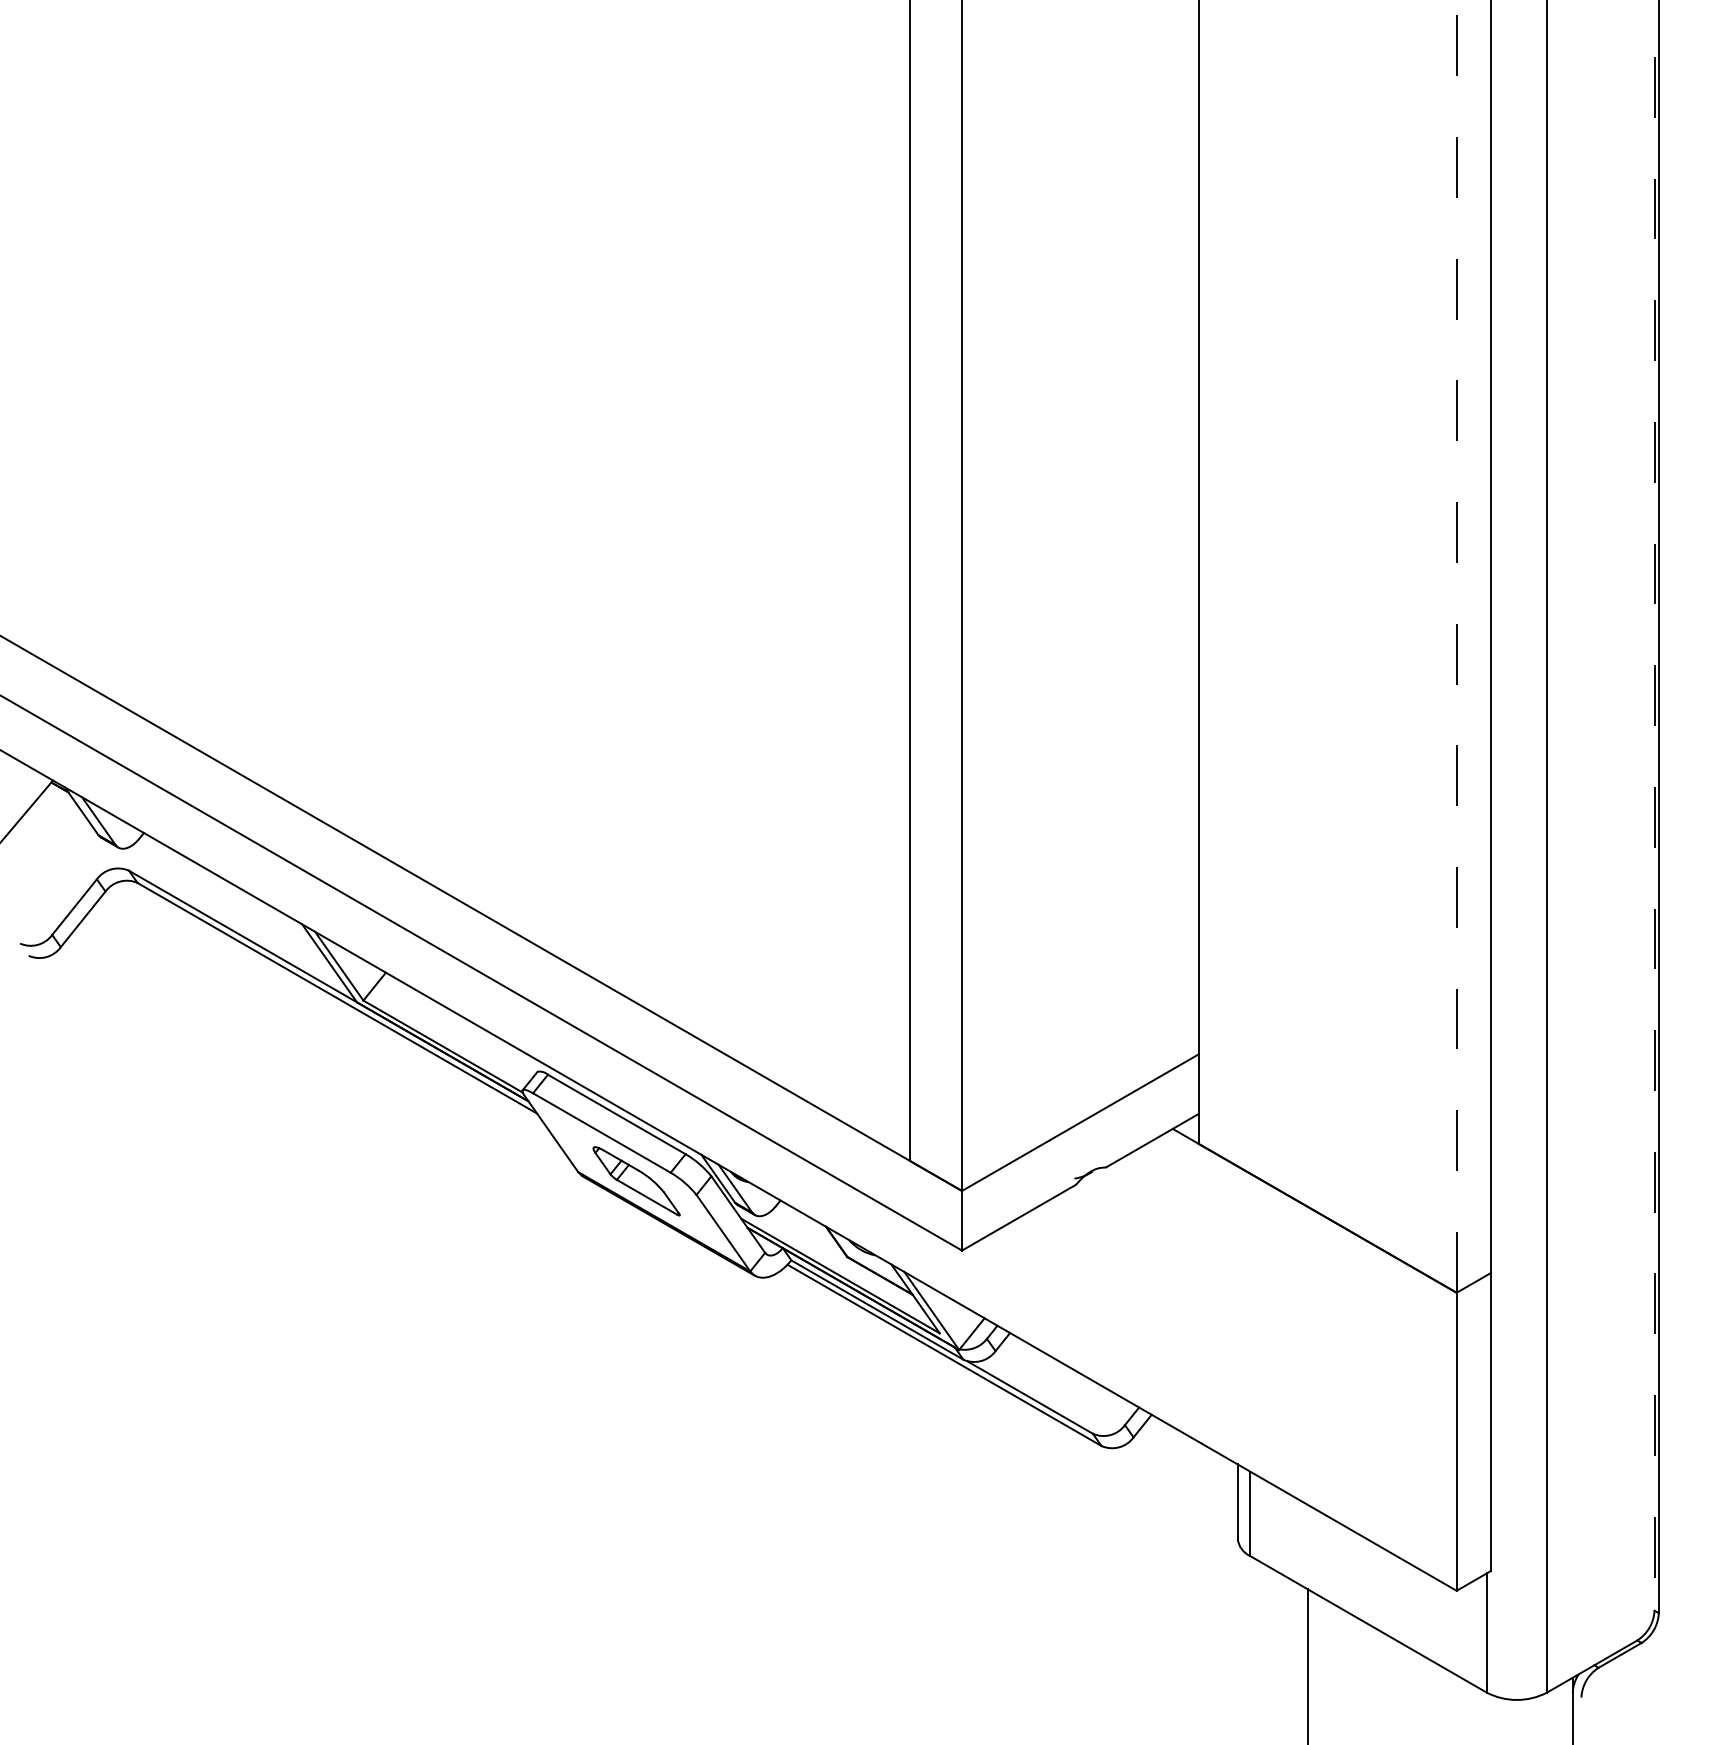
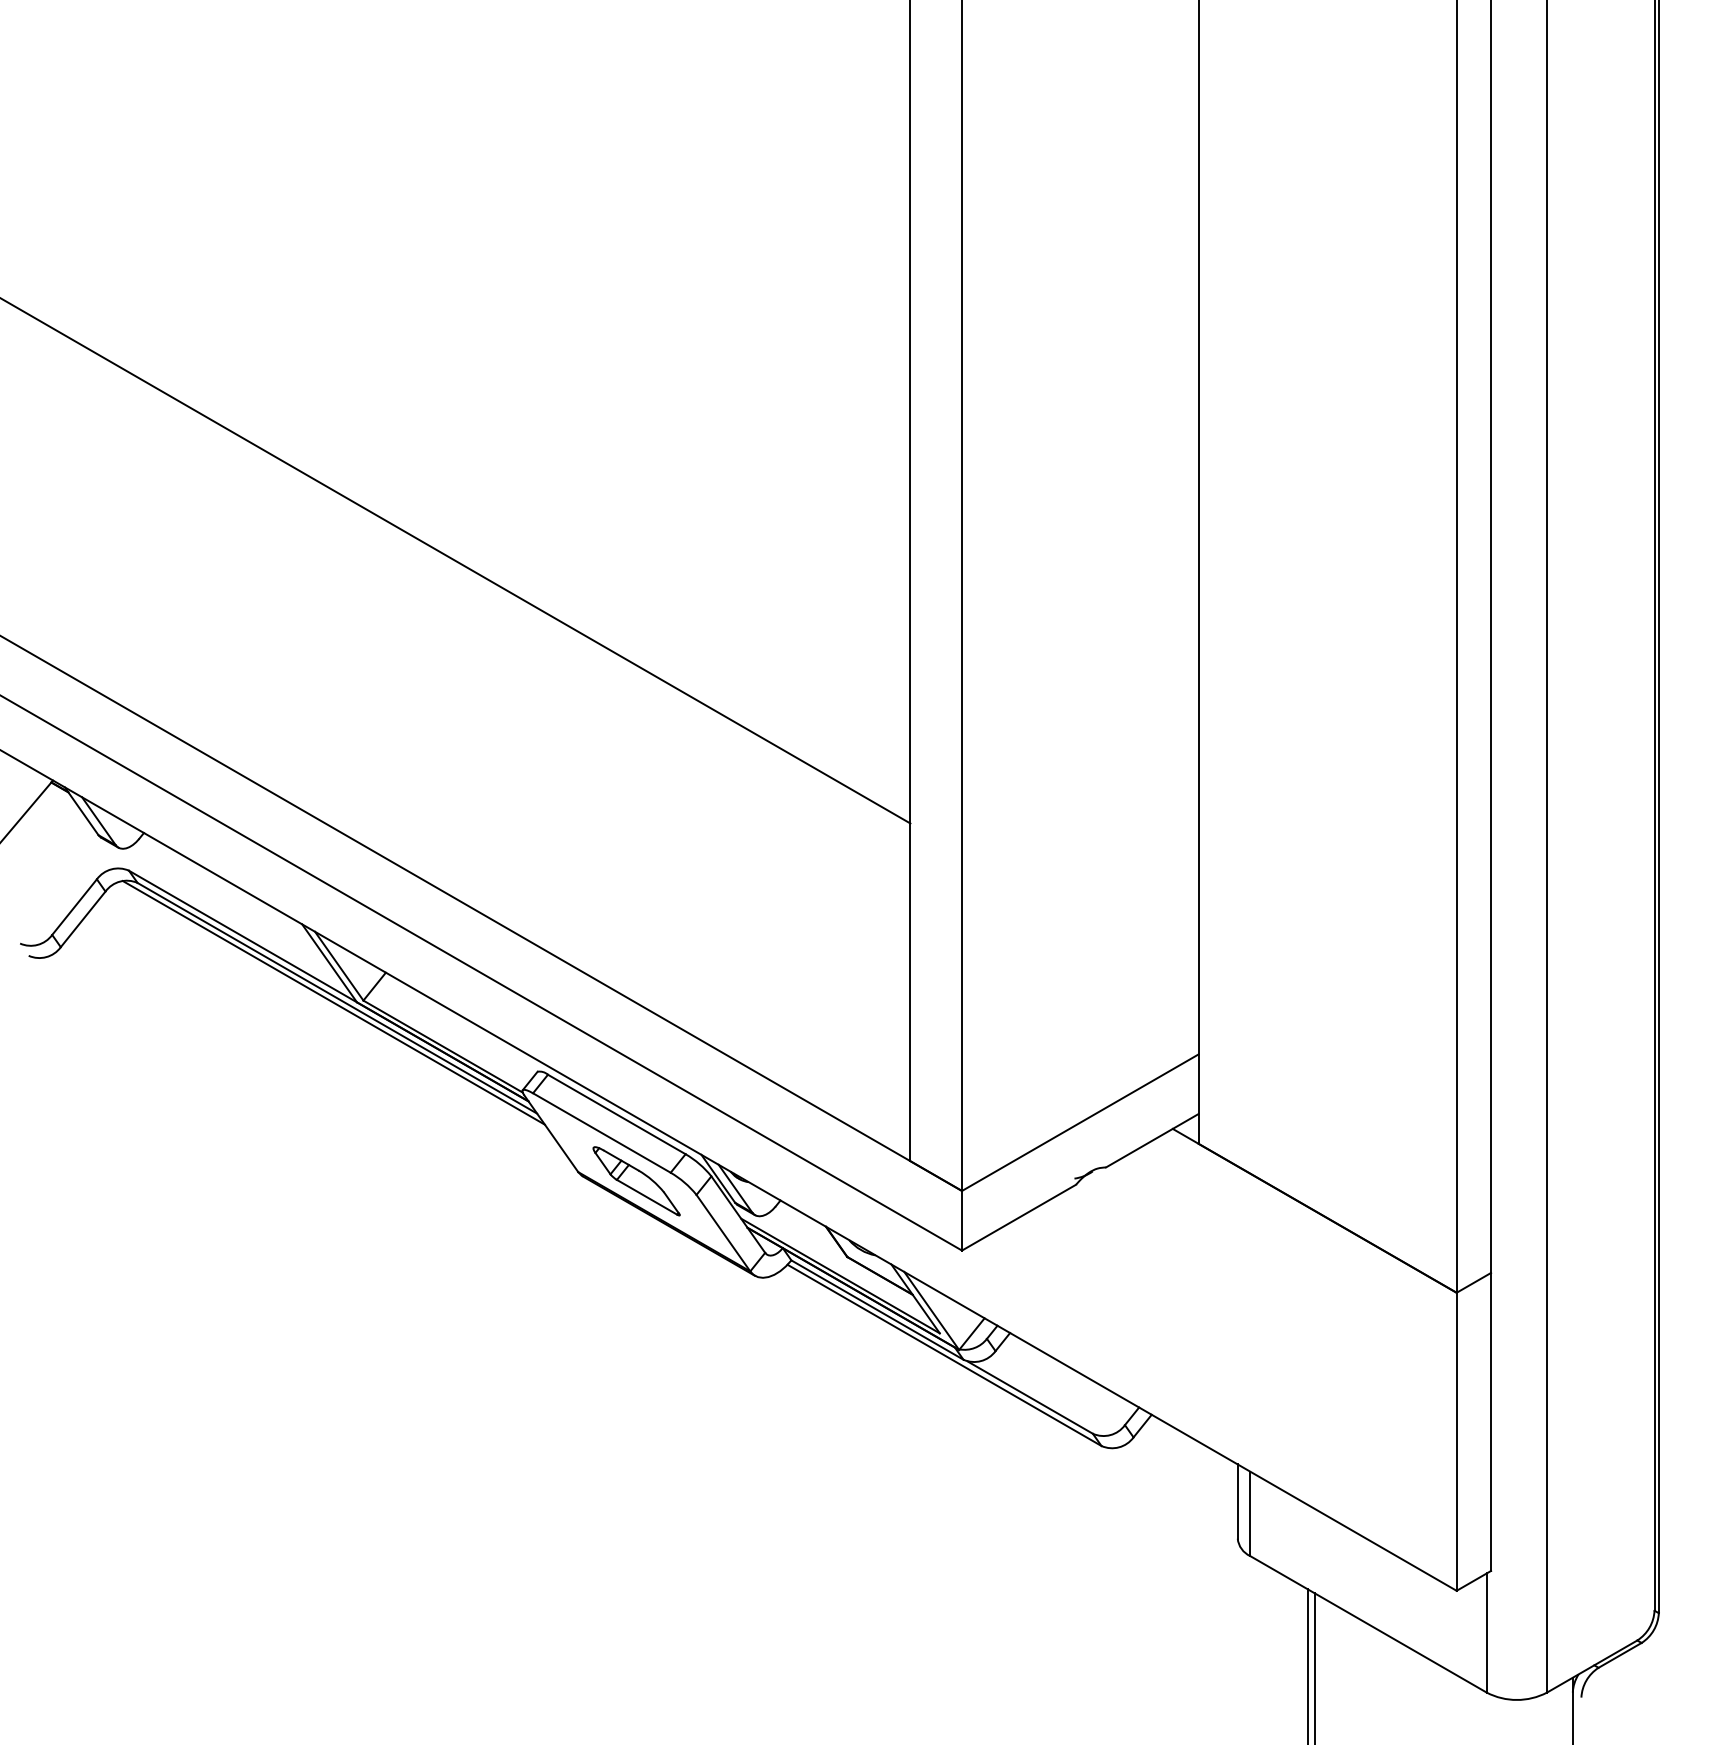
line: none -> present (456, 561)
line: dashed -> solid (1456, 646)
line: dashed -> solid (1654, 806)
line: none -> present (333, 1002)
line: none -> present (1314, 1667)
